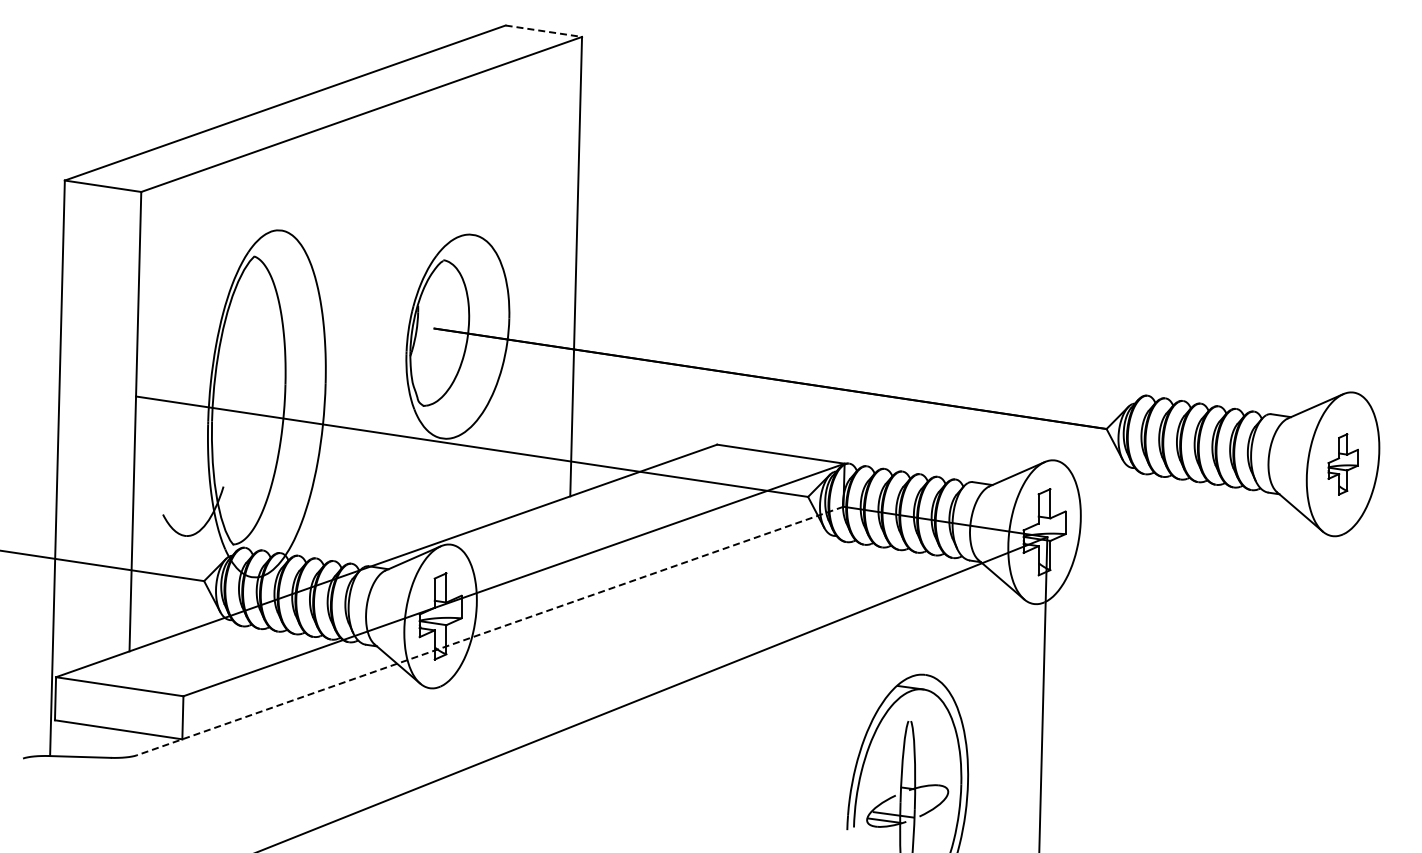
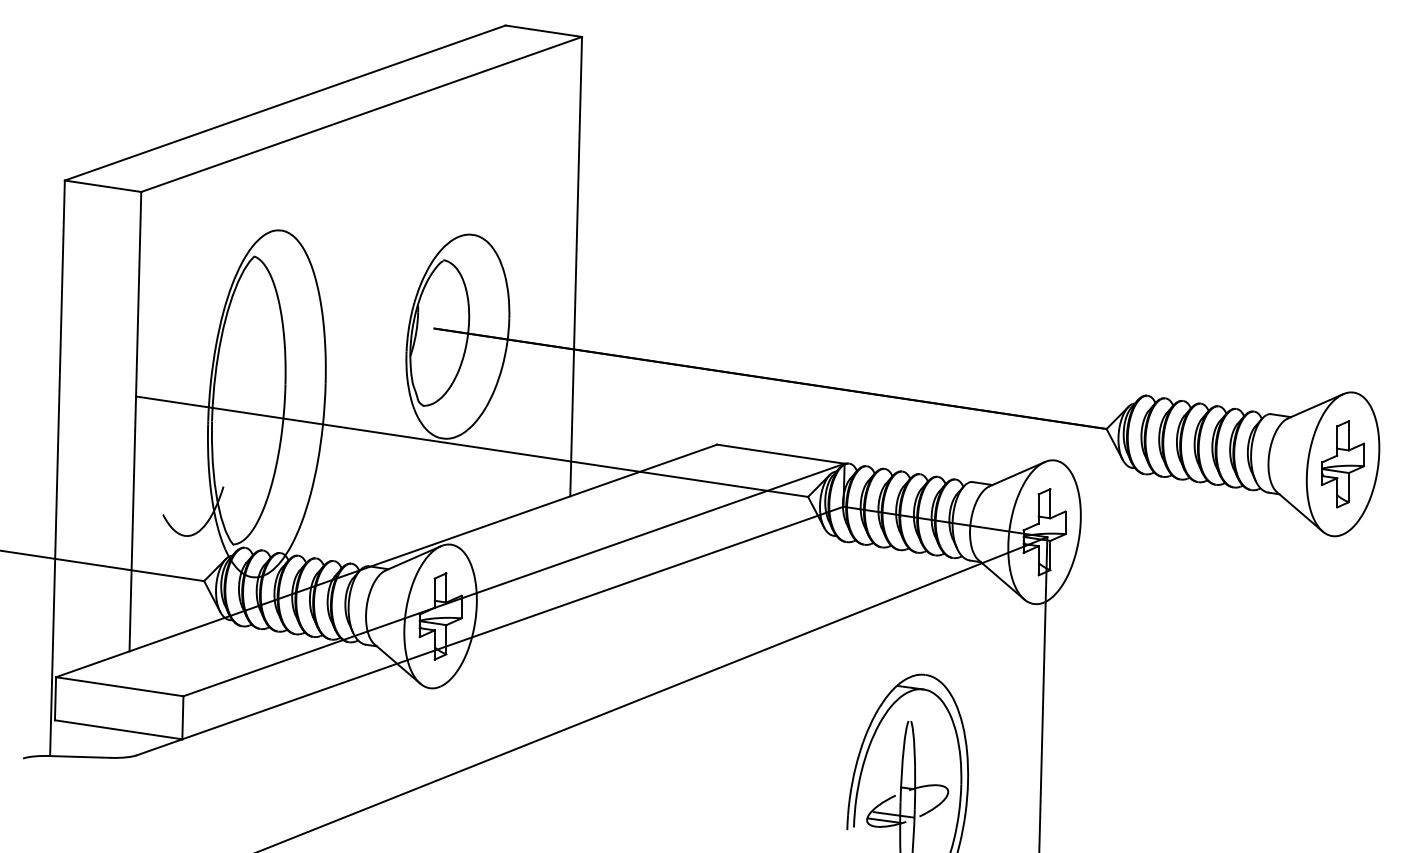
line: dashed -> solid (543, 31)
part size: 32x63 px -> 45x89 px (1343, 464)
line: dashed -> solid (489, 631)
